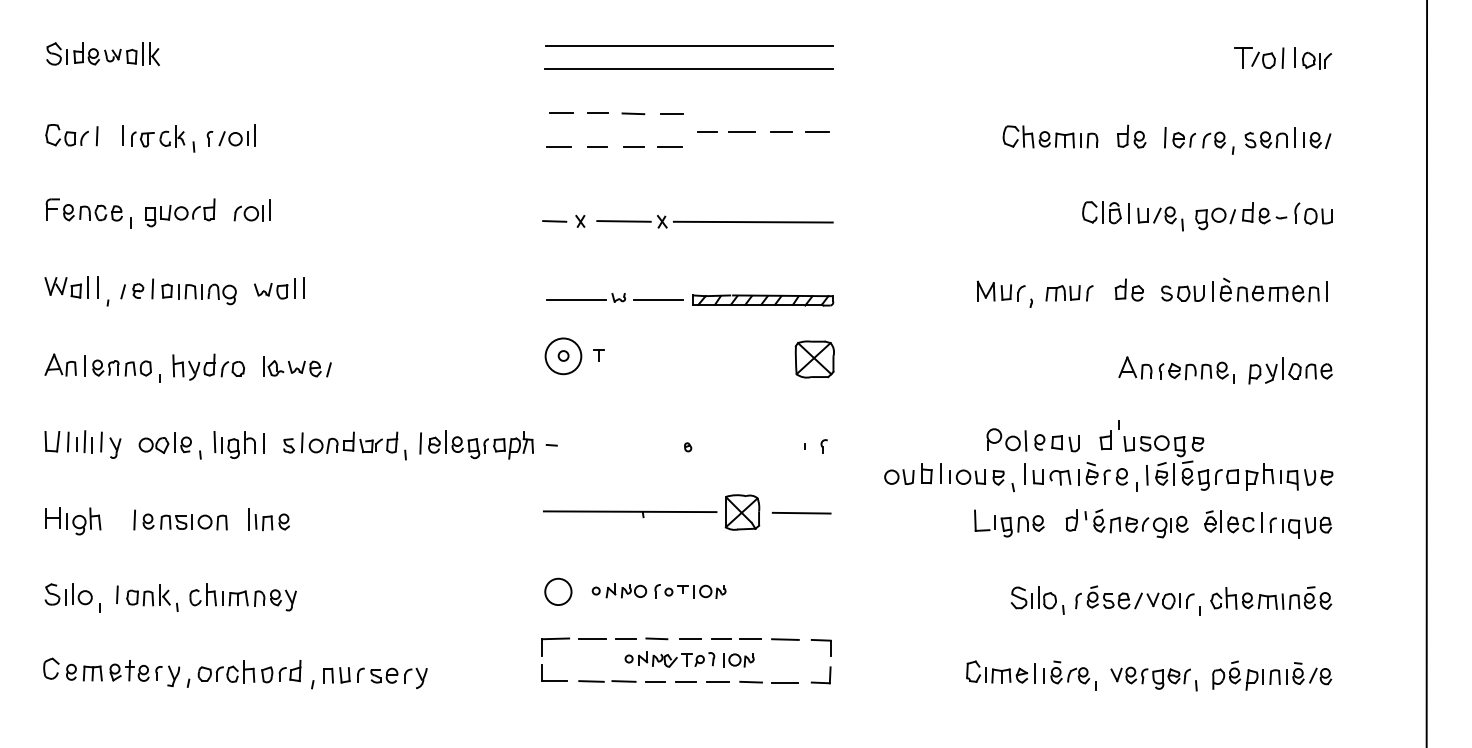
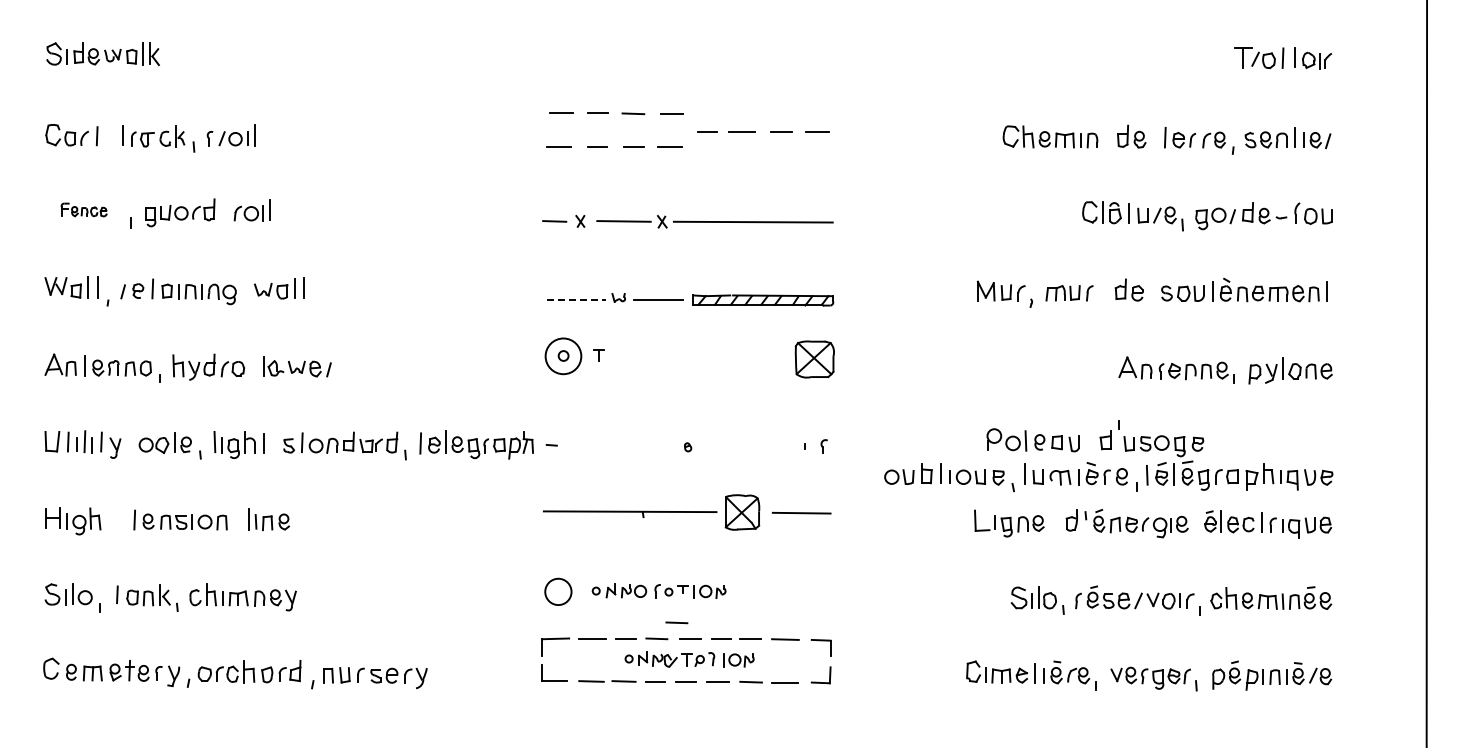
line: present -> none (689, 45)
line: present -> none (688, 68)
part size: 78x24 px -> 48x16 px (83, 209)
line: solid -> dashed (577, 299)
line: none -> present (676, 622)
